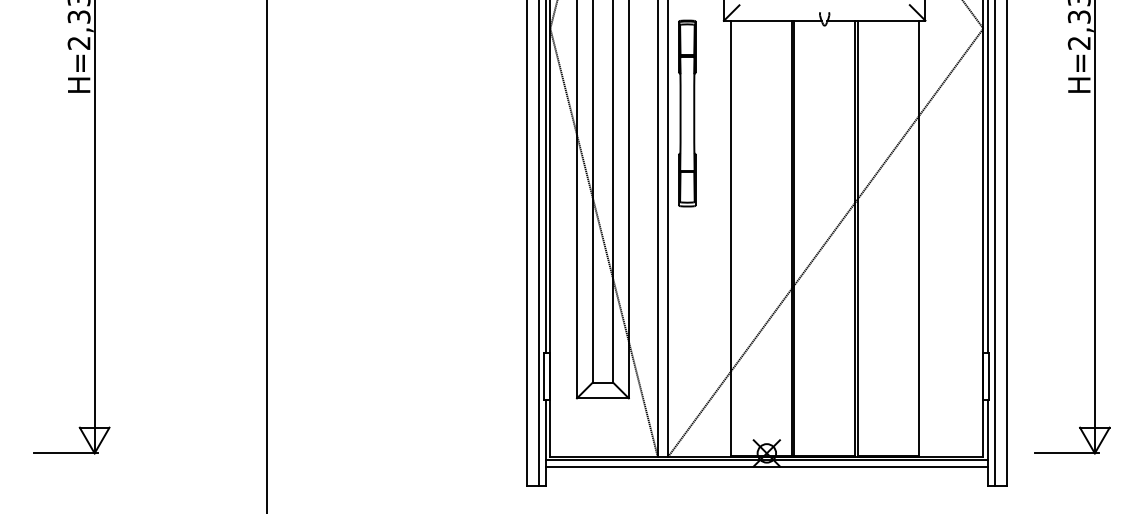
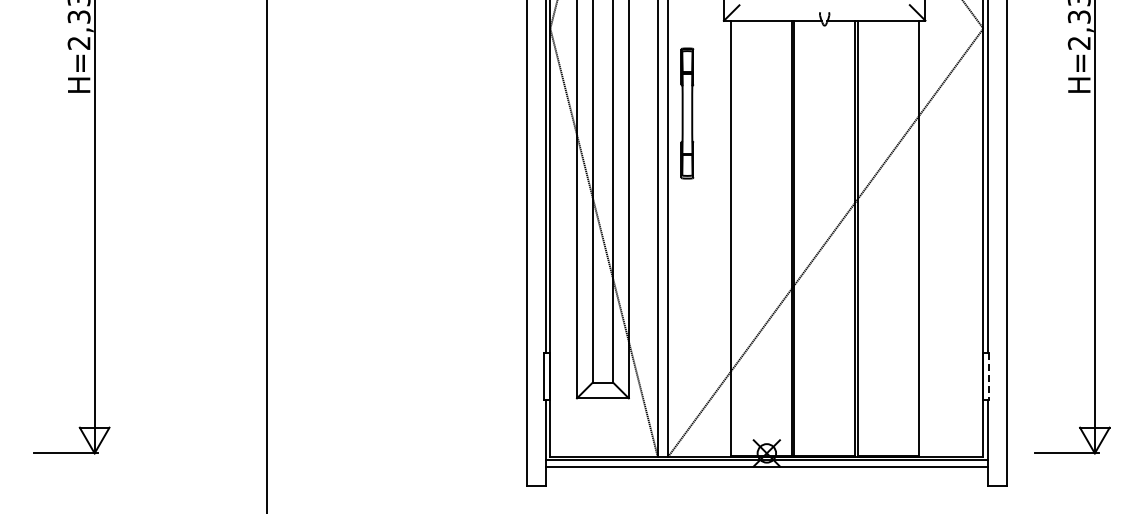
part size: 19x189 px -> 15x133 px (687, 113)
line: present -> none (539, 243)
line: present -> none (994, 243)
line: solid -> dashed (989, 376)
